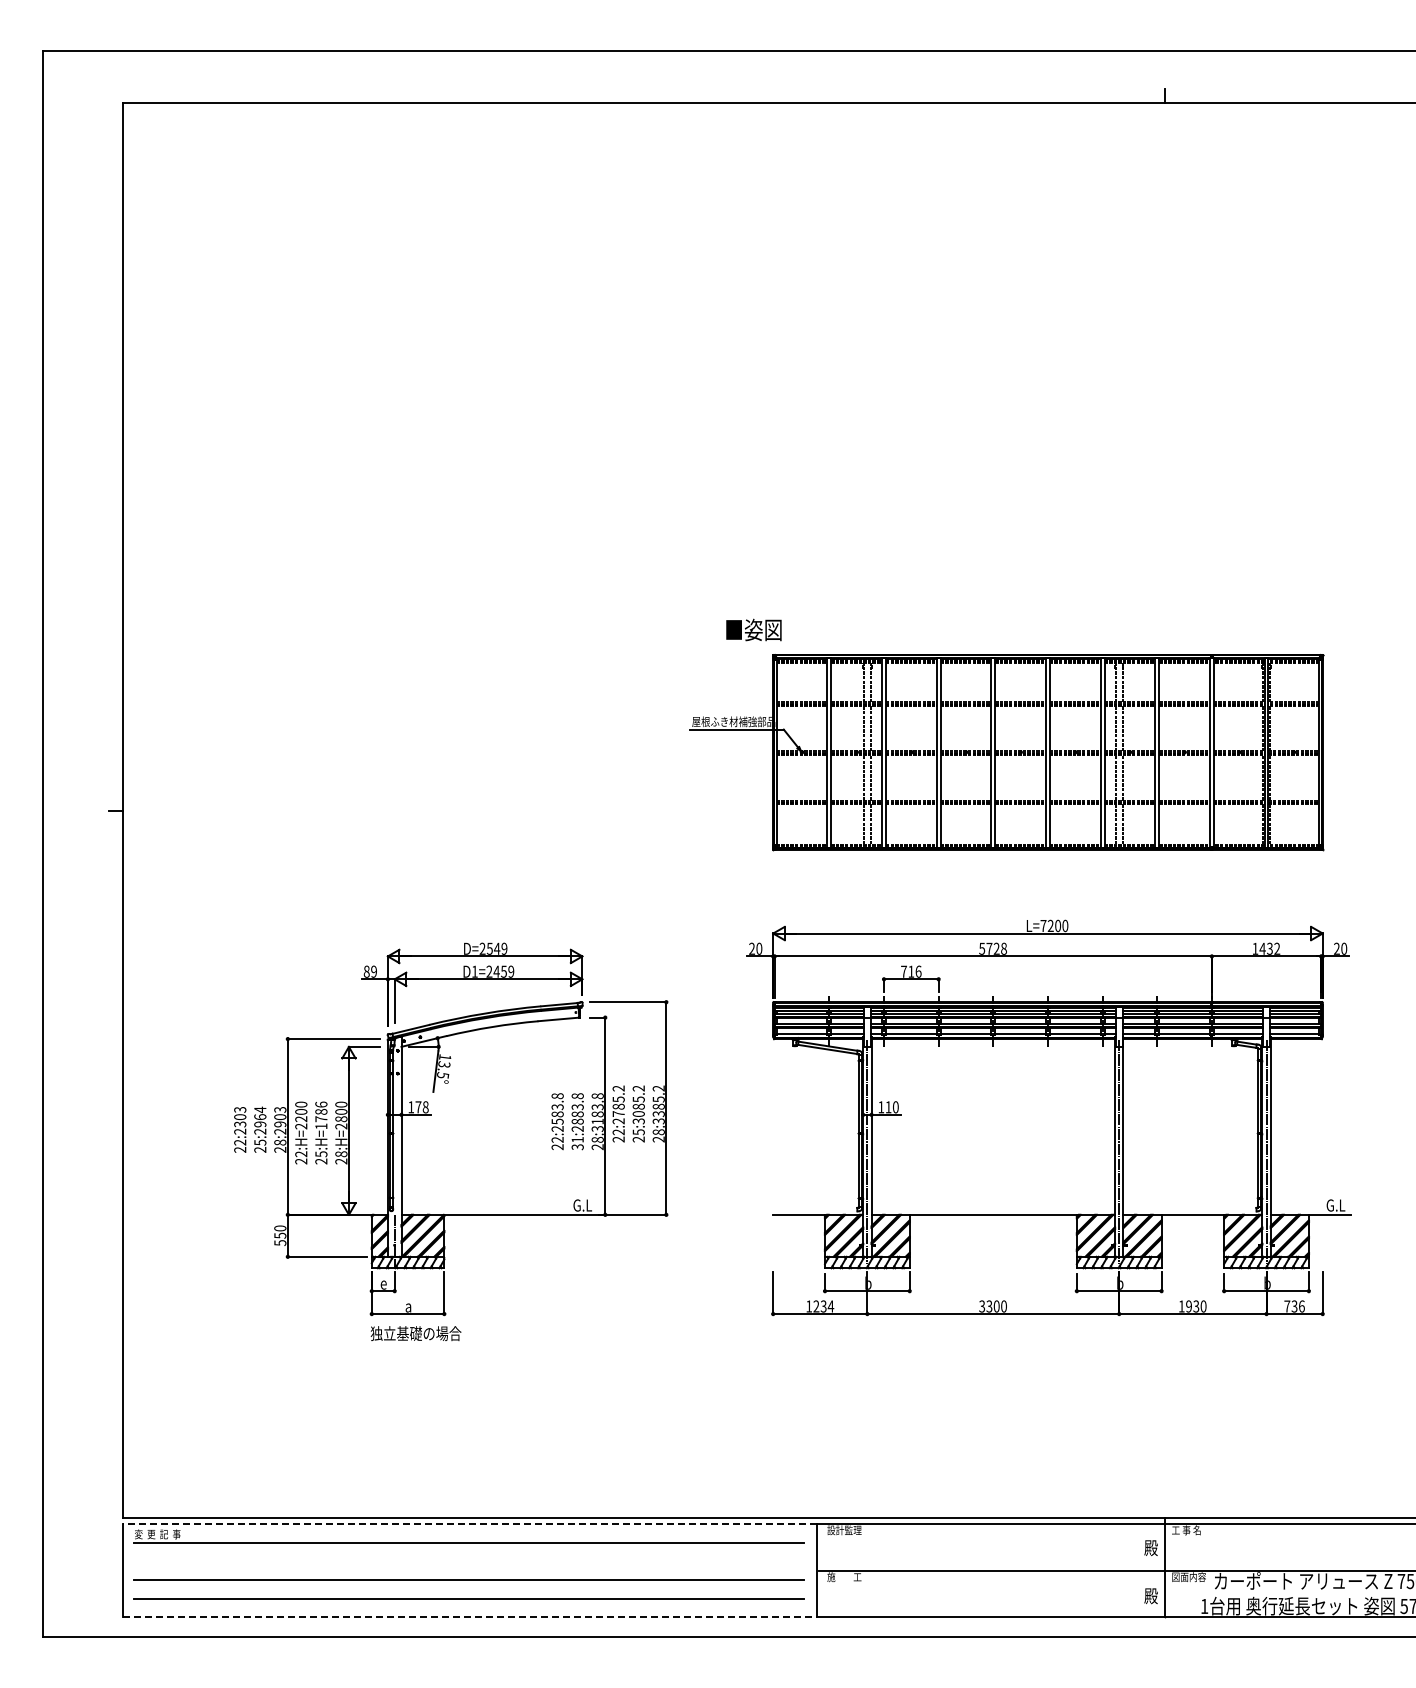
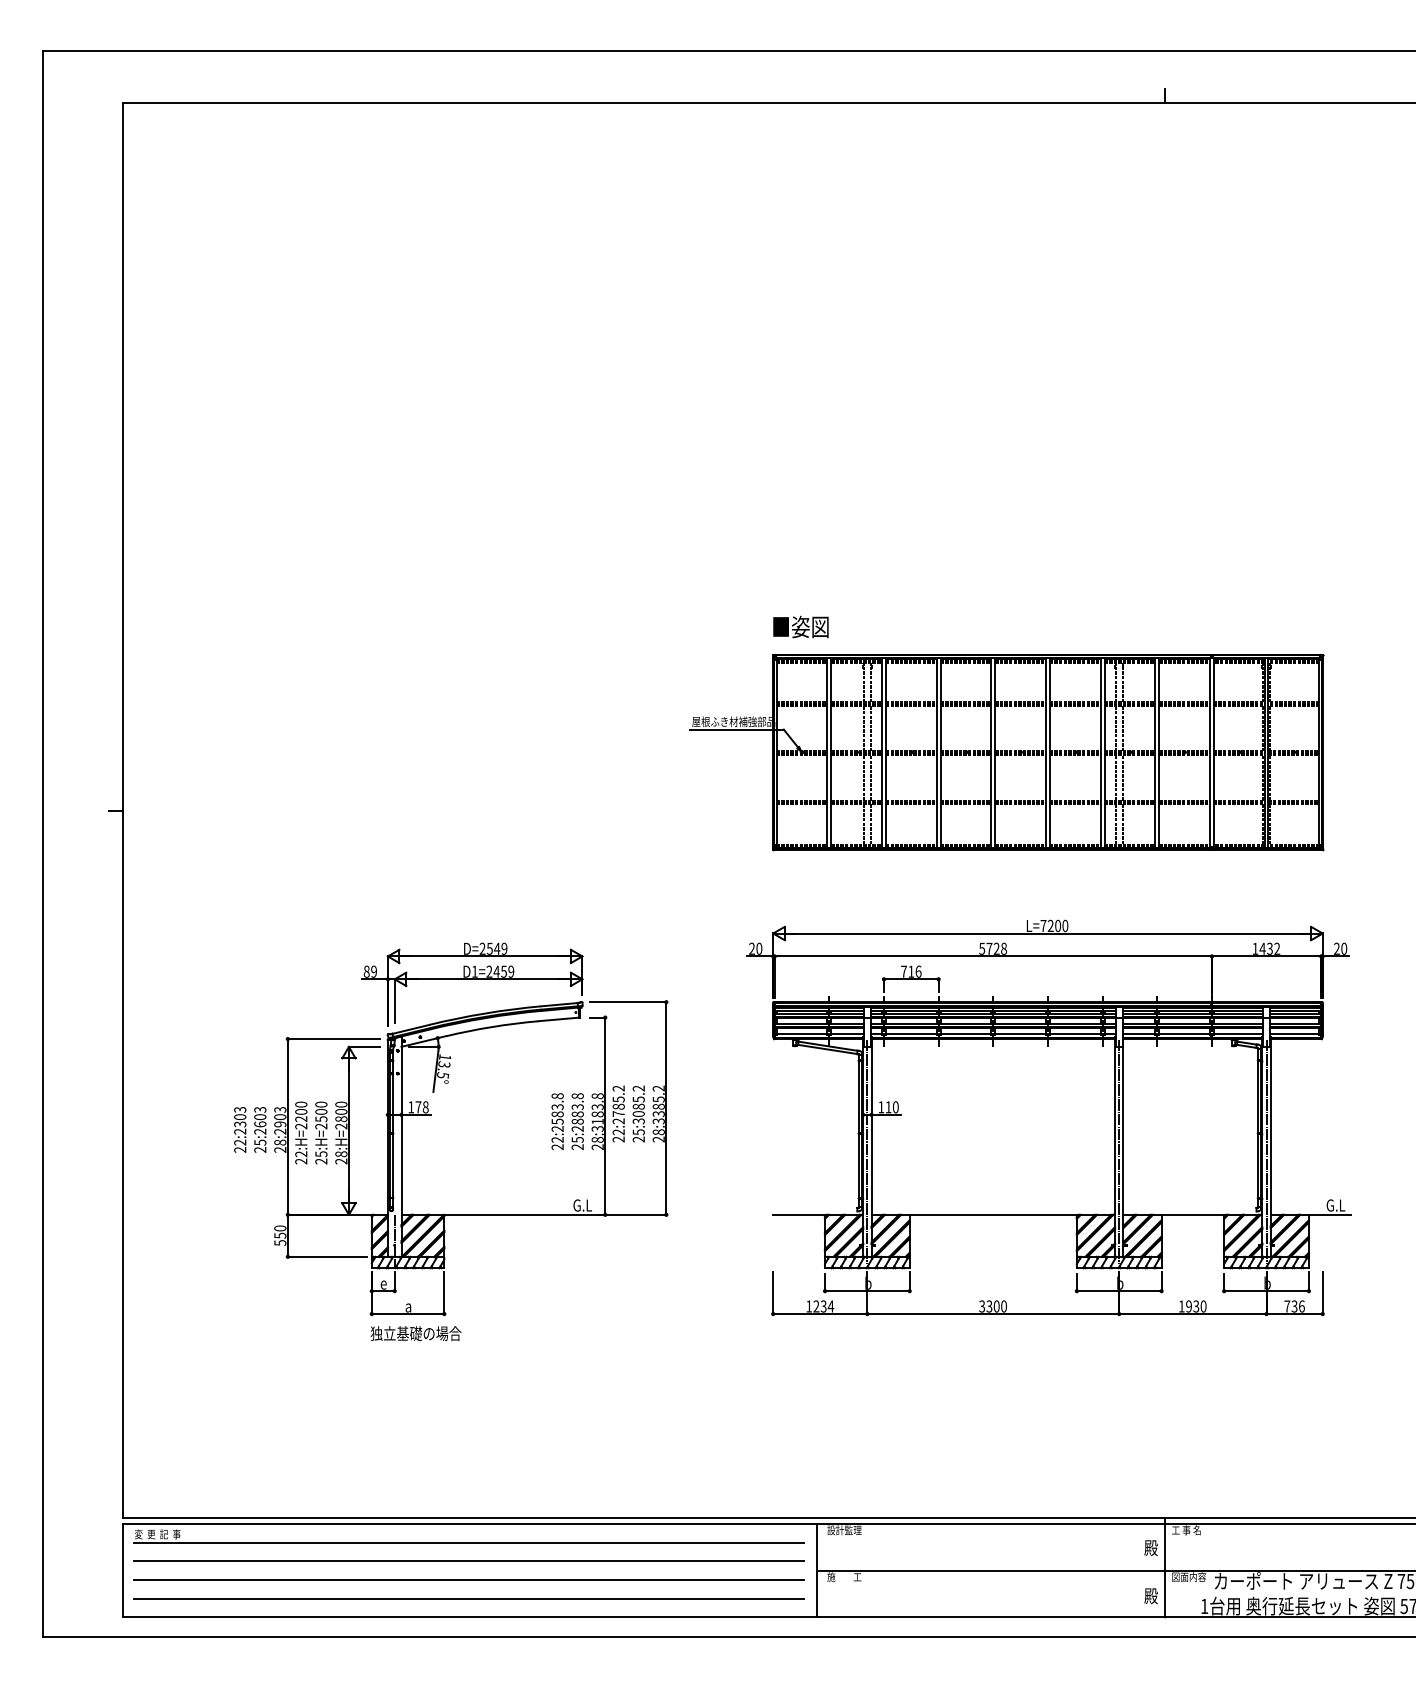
text position: (753, 629) -> (800, 626) (800, 626)
text: 25:H=1786 -> 25:H=2500 (321, 1115)
text: 25:2964 -> 25:2603 (260, 1116)
text: 31:2883.8 -> 25:2883.8 (577, 1143)
line: dashed -> solid (469, 1523)
line: none -> present (468, 1560)
line: dashed -> solid (470, 1617)
